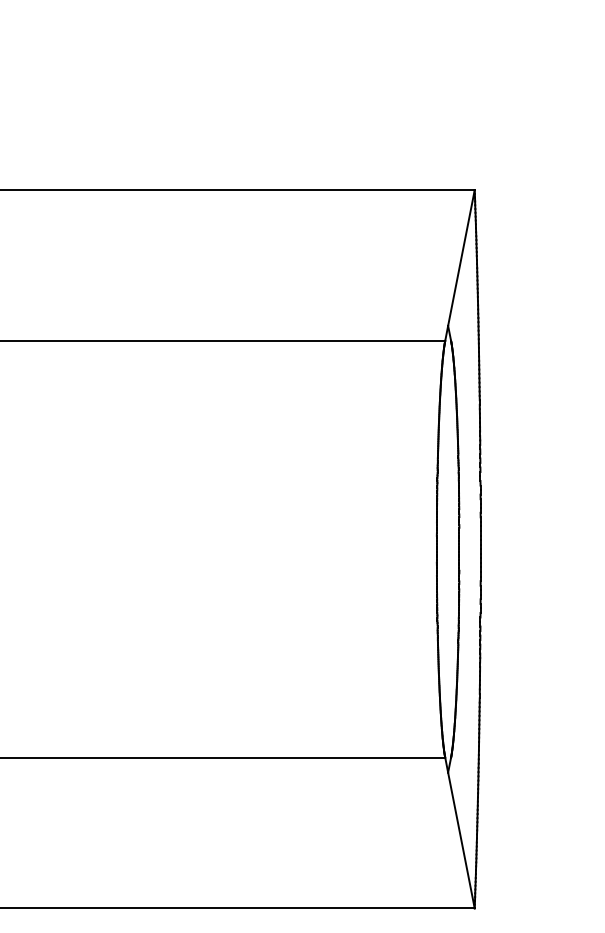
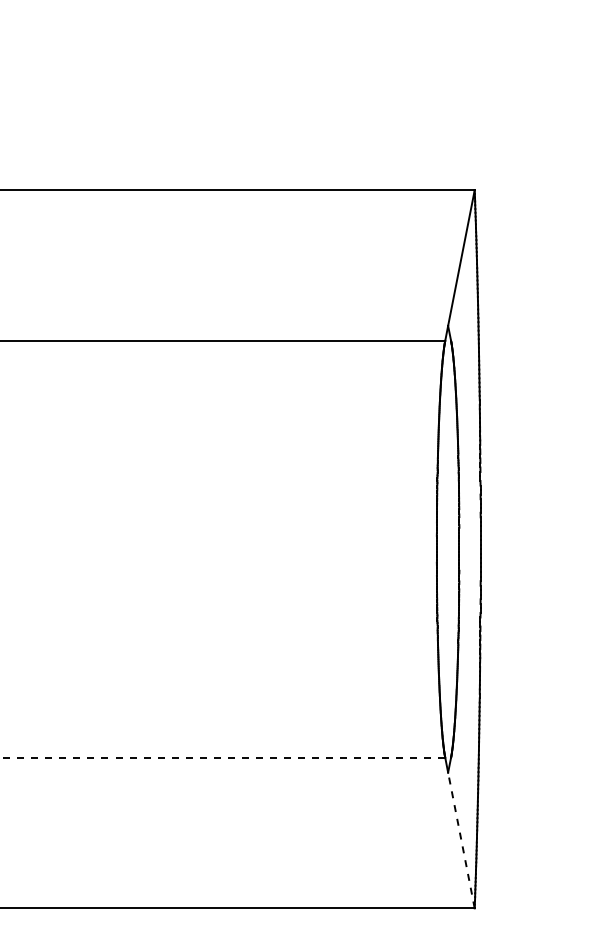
line: solid -> dashed (222, 757)
line: solid -> dashed (461, 840)
